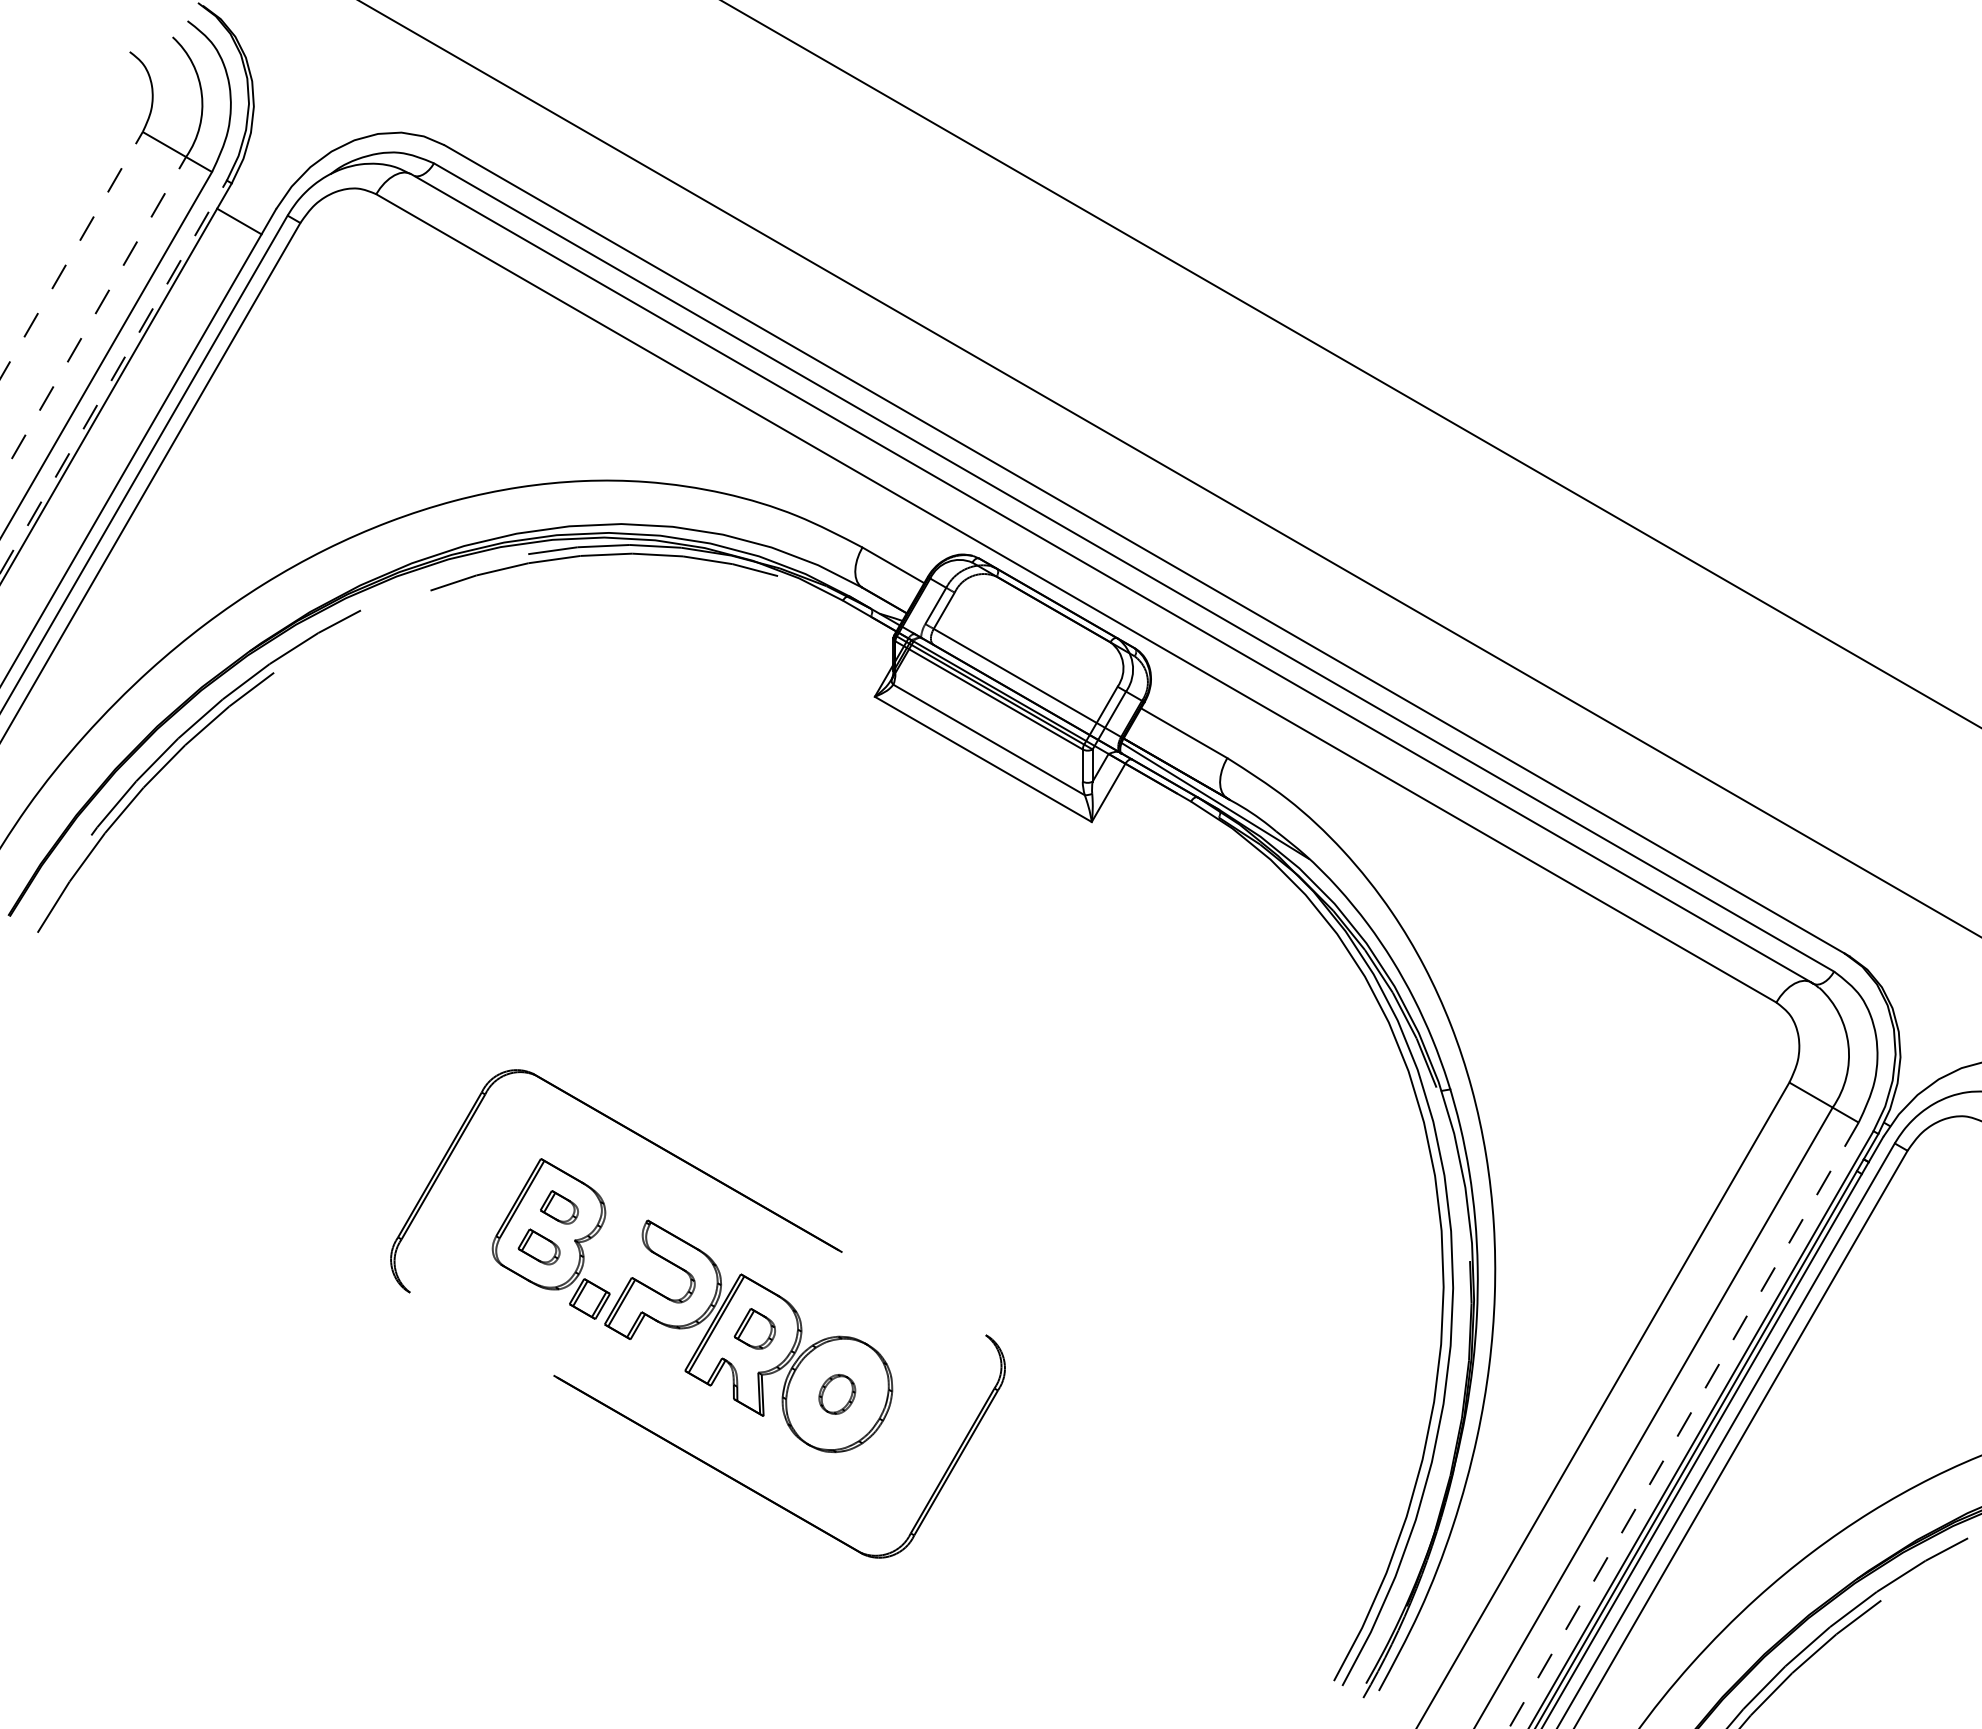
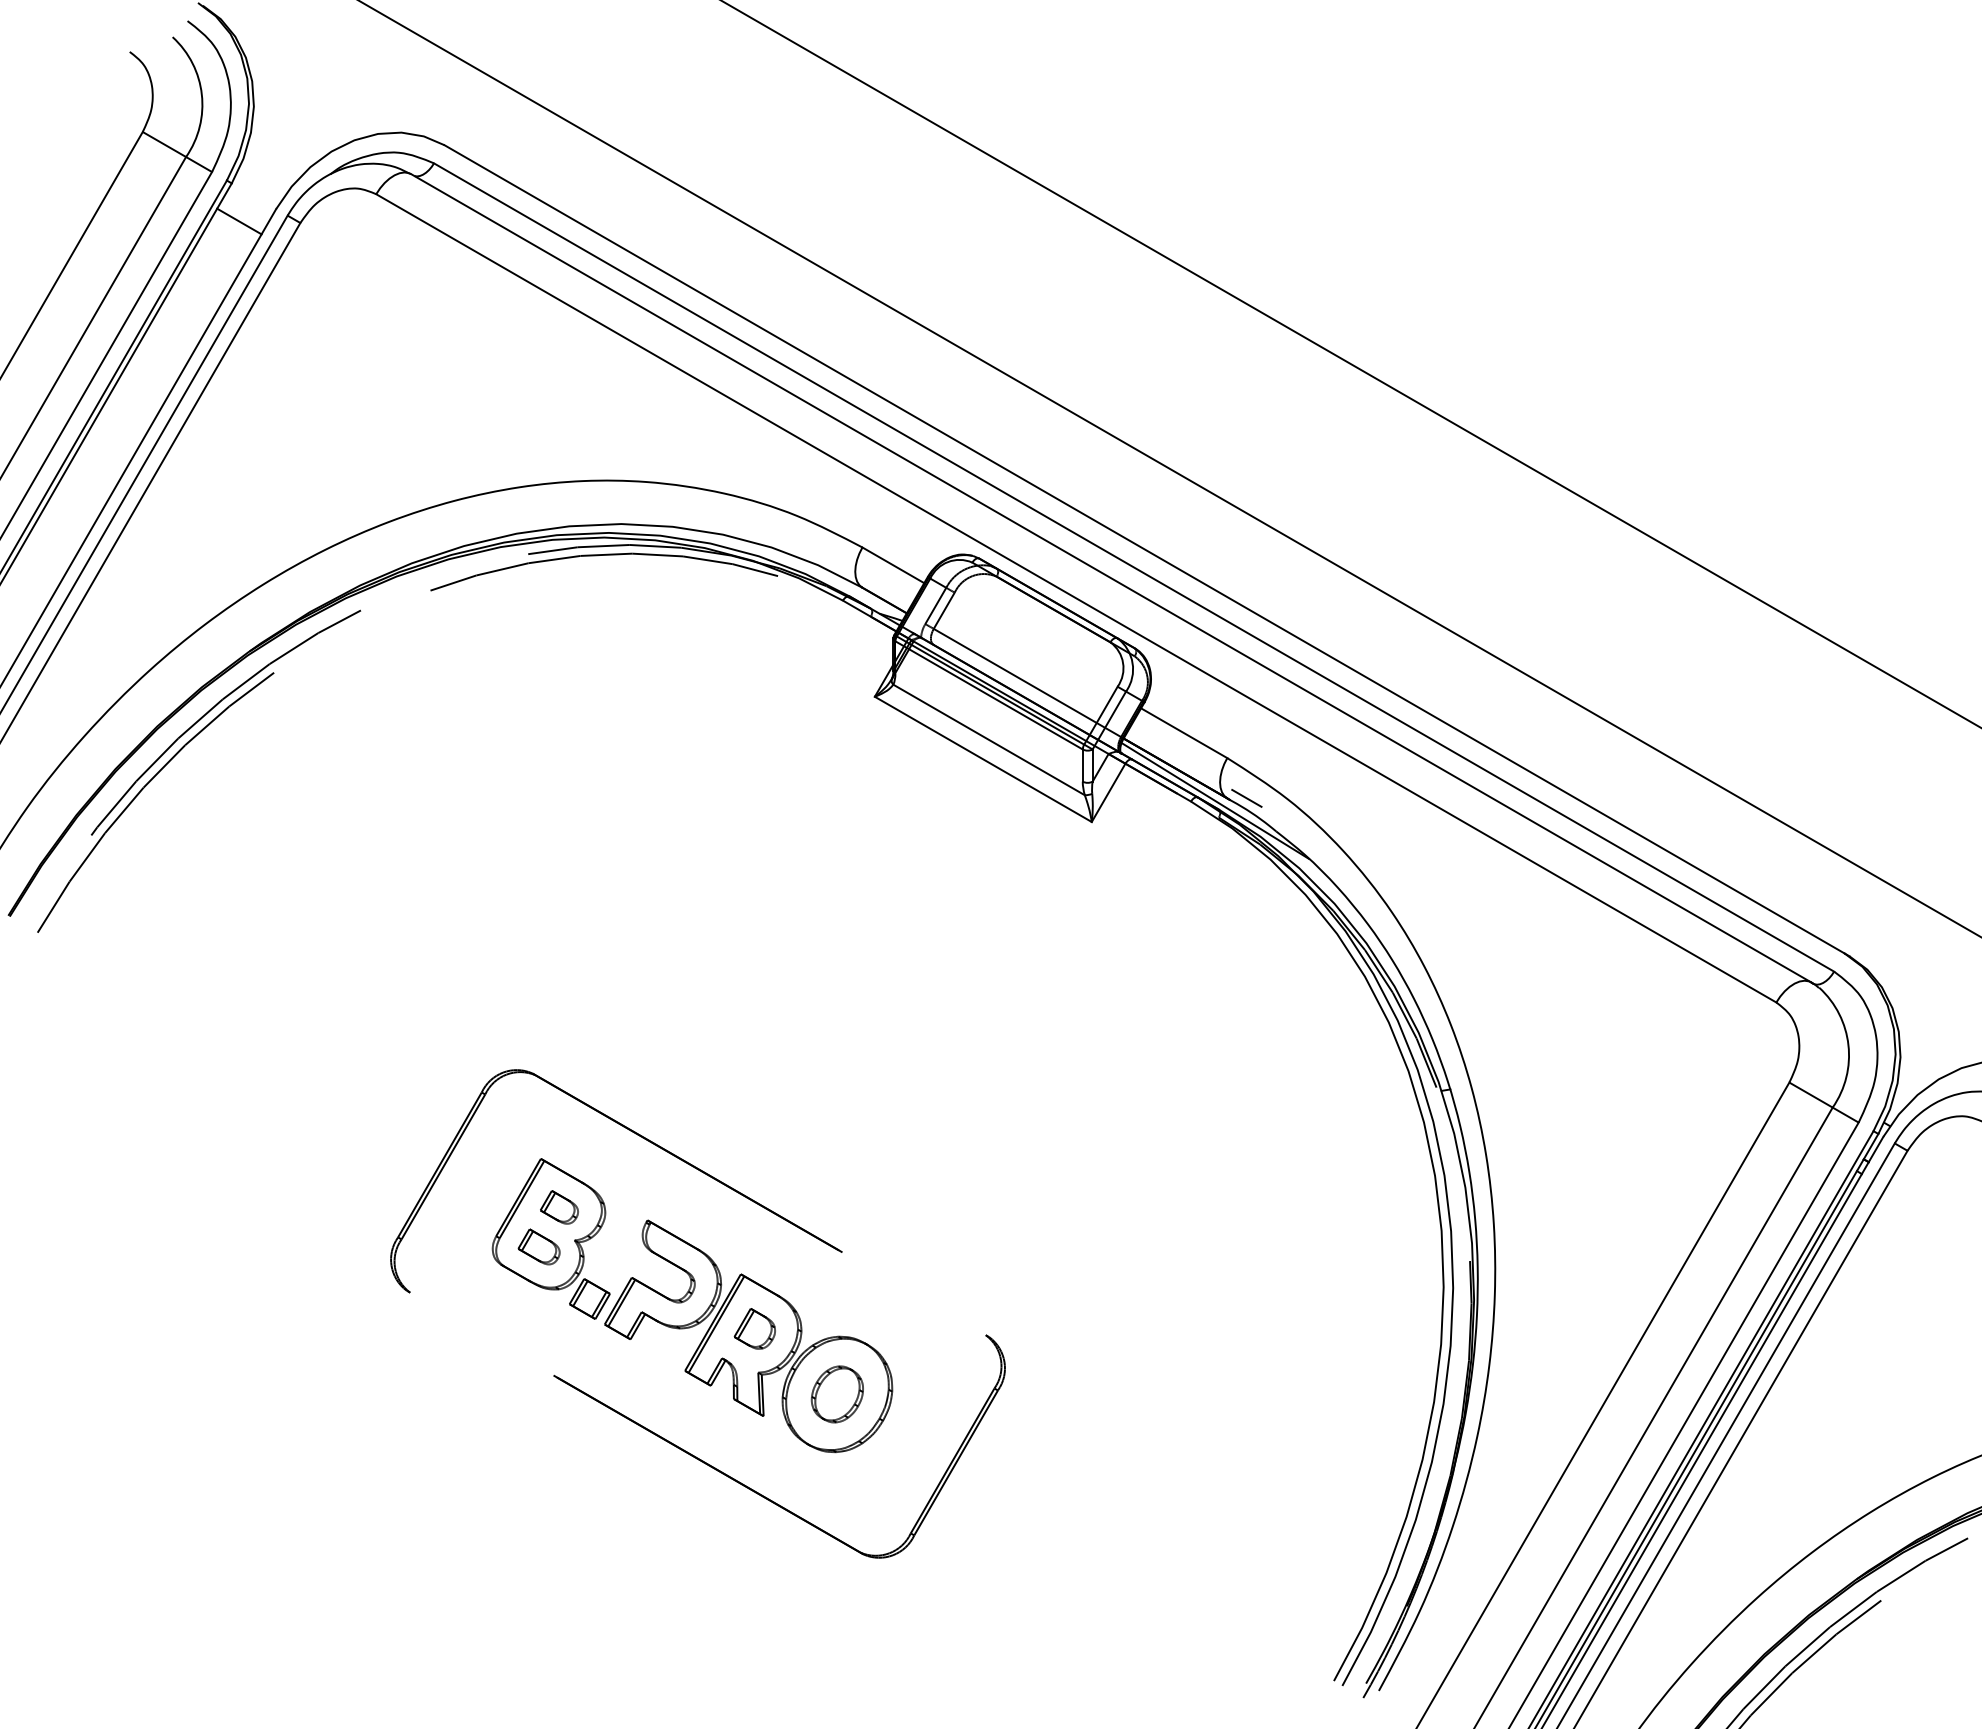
line: dashed -> solid (71, 254)
line: dashed -> solid (93, 318)
line: dashed -> solid (113, 376)
line: none -> present (1246, 797)
part size: 39x41 px -> 54x59 px (836, 1394)
line: dashed -> solid (1683, 1425)
